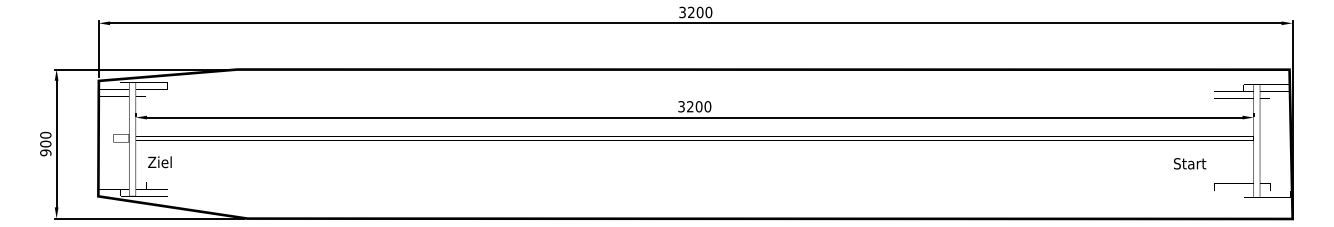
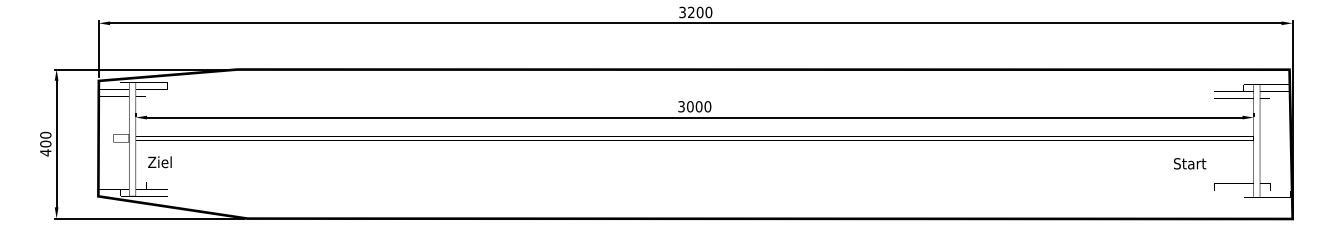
text: 3200 -> 3000 (690, 106)
text: 900 -> 400 (45, 152)
